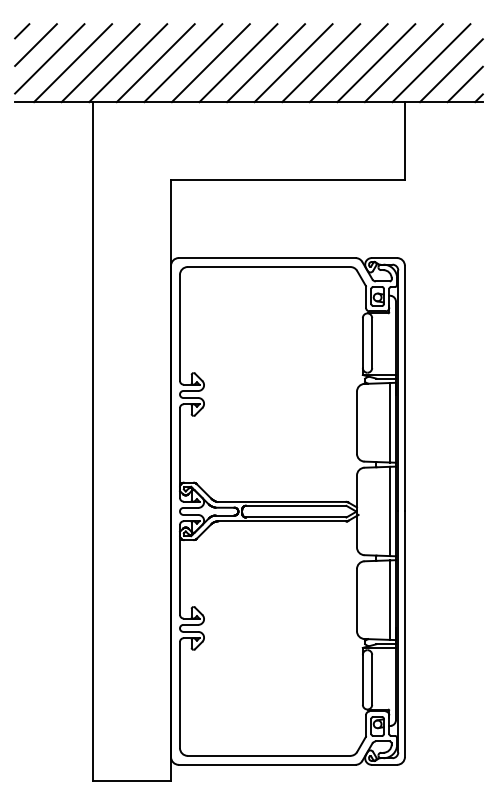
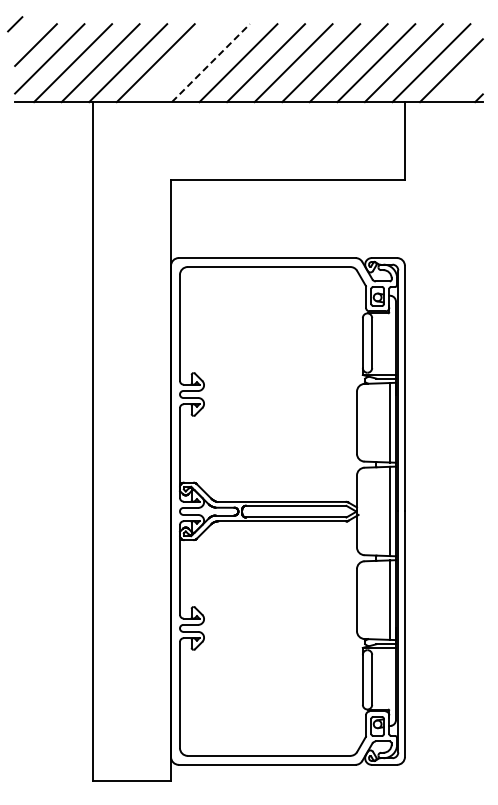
line position: (22, 31) -> (15, 24) (15, 24)
line: solid -> dashed (211, 62)
line: present -> none (183, 63)
line: present -> none (464, 84)
